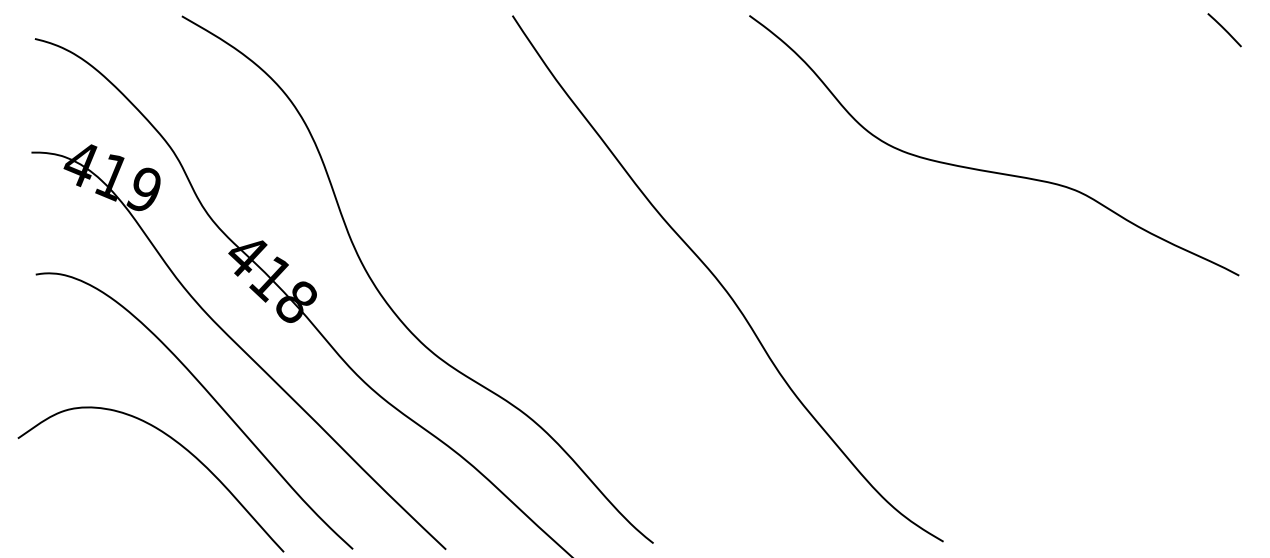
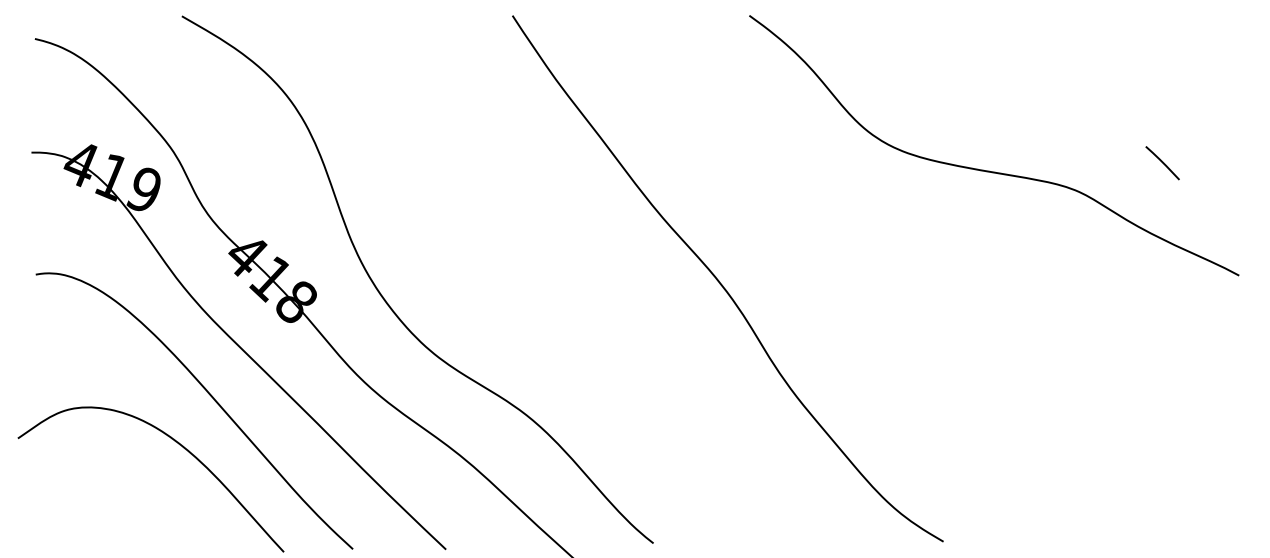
line position: (1224, 30) -> (1162, 163) (1162, 163)
